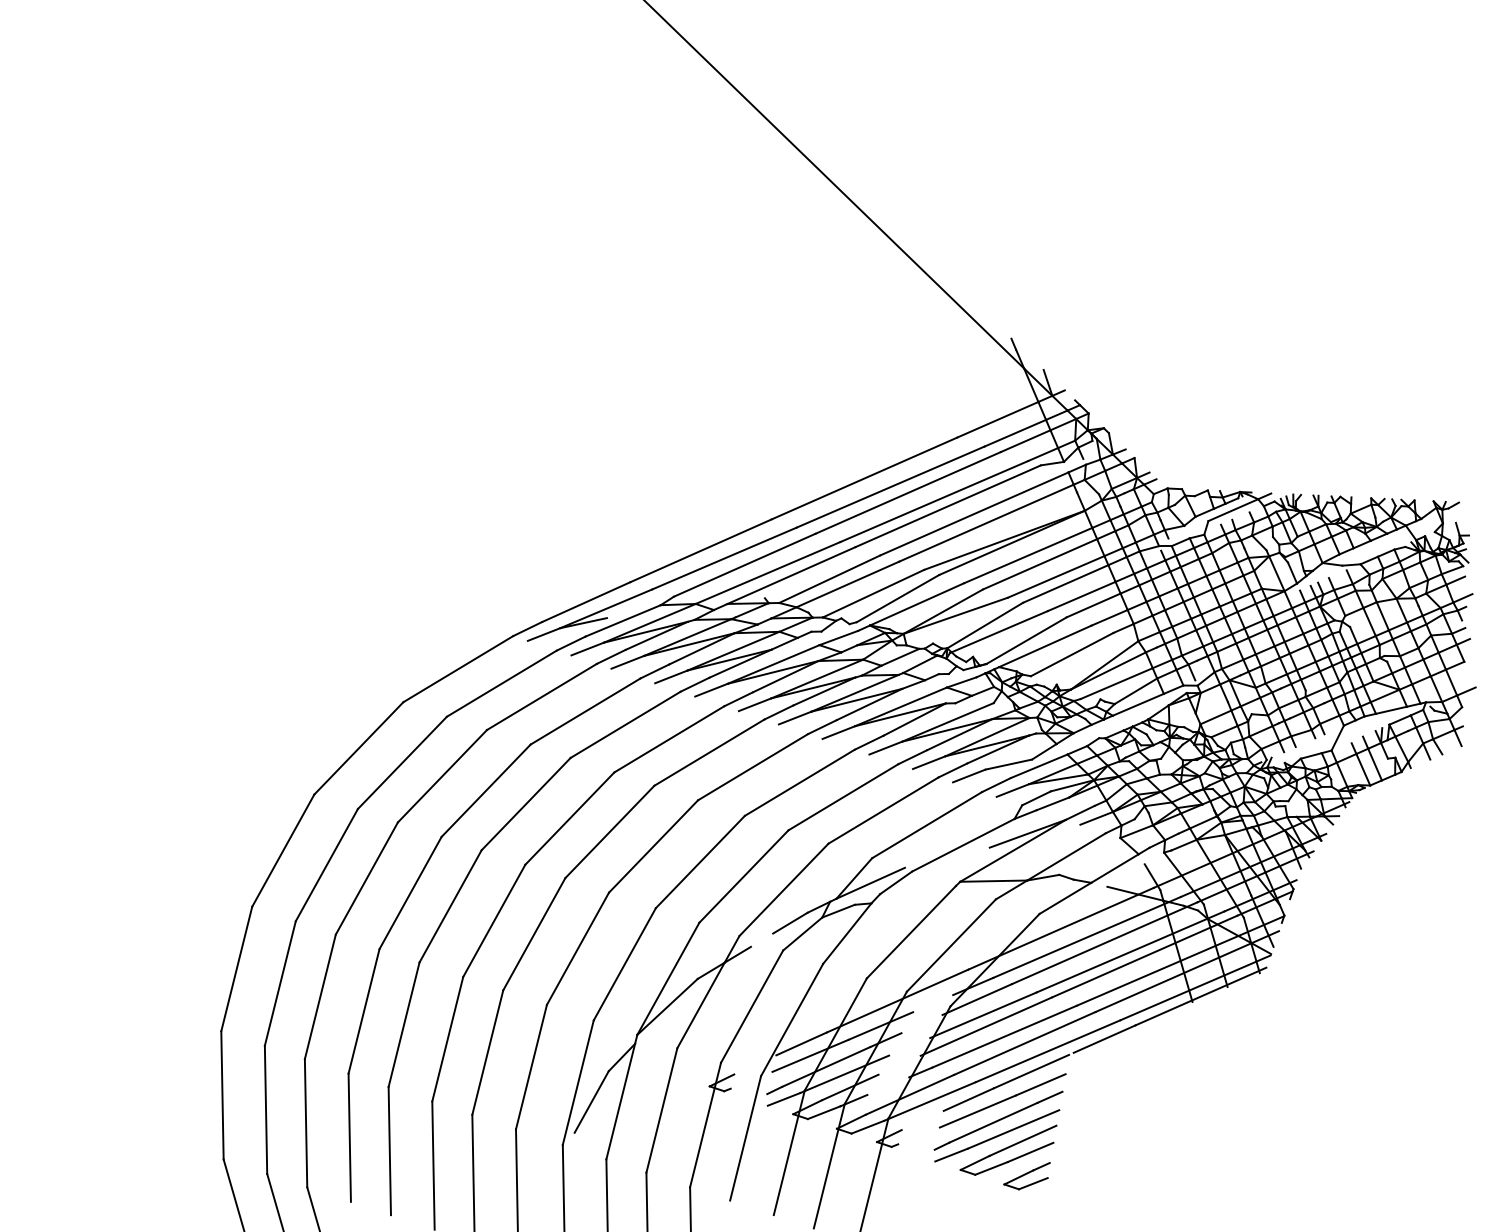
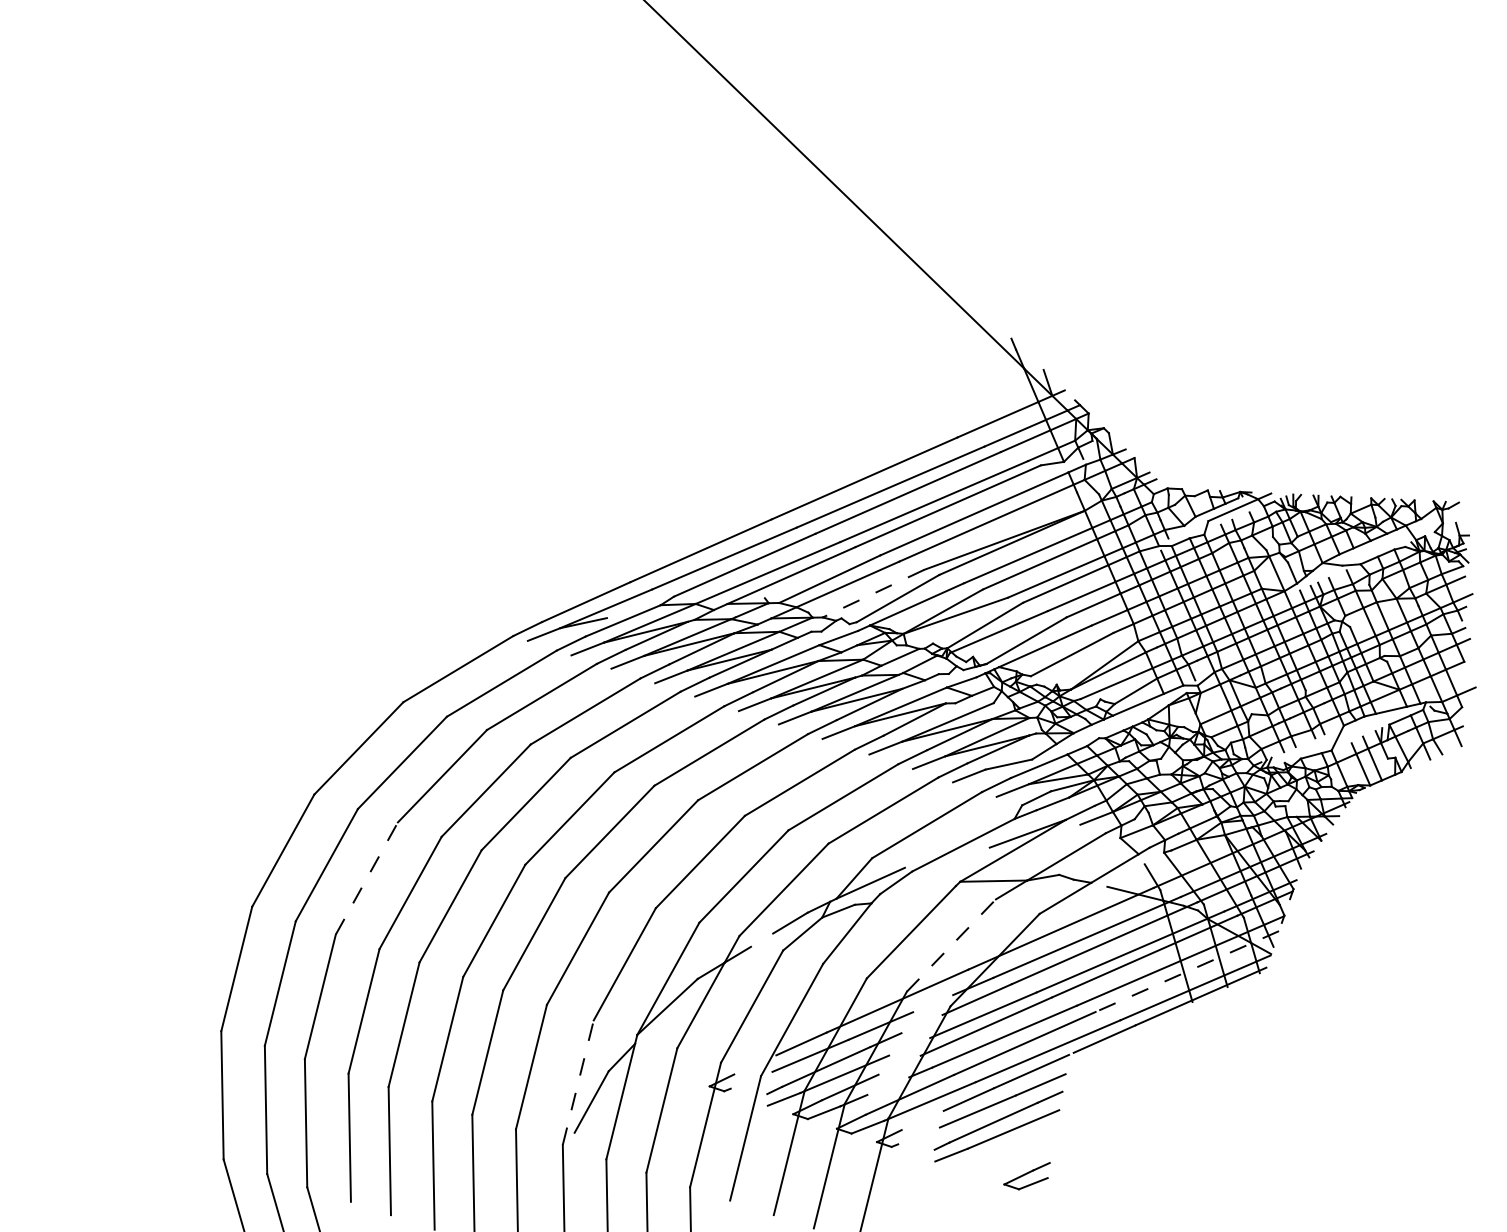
line: solid -> dashed (873, 593)
line: solid -> dashed (367, 878)
line: solid -> dashed (951, 945)
line: solid -> dashed (1186, 971)
line: solid -> dashed (578, 1082)
part: present -> none (1008, 1149)
